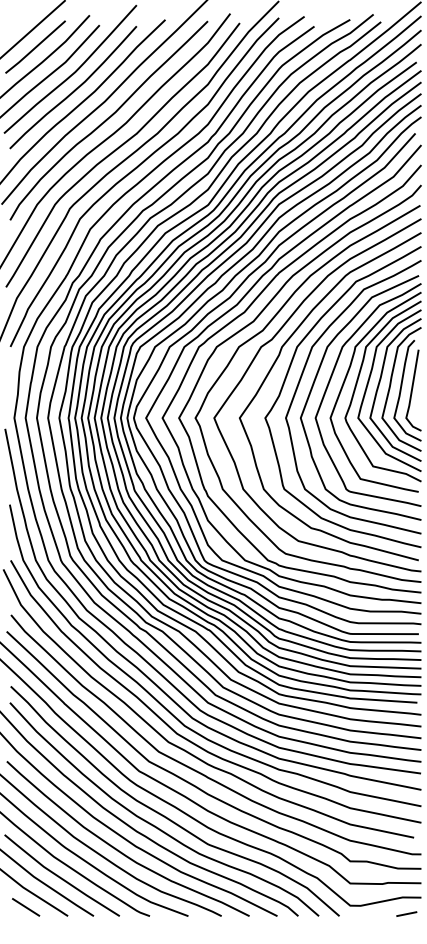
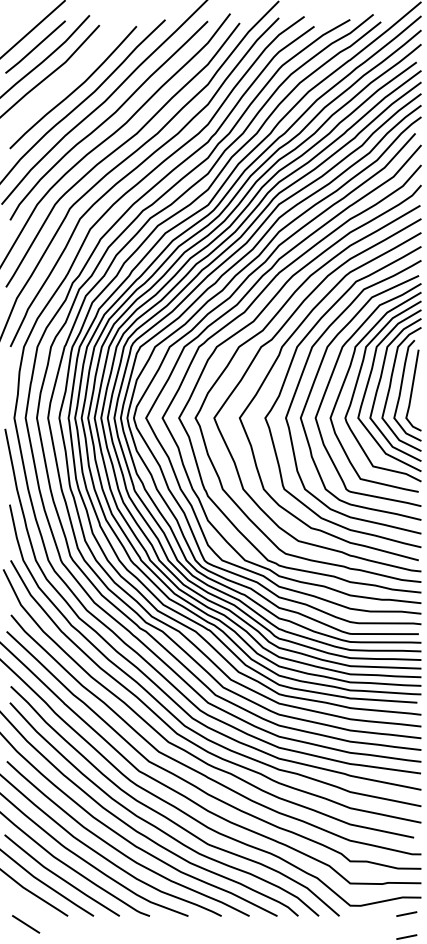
curve: present -> none (74, 71)
line position: (26, 907) -> (26, 924) (26, 924)
line: none -> present (406, 936)
